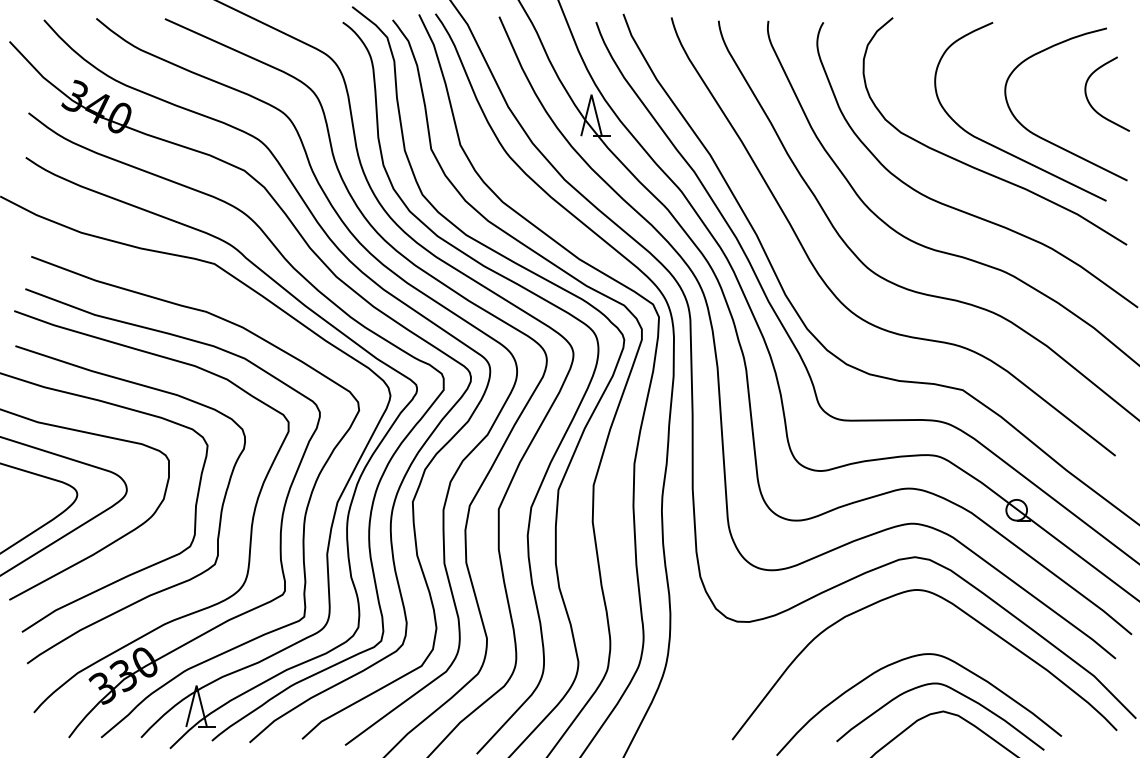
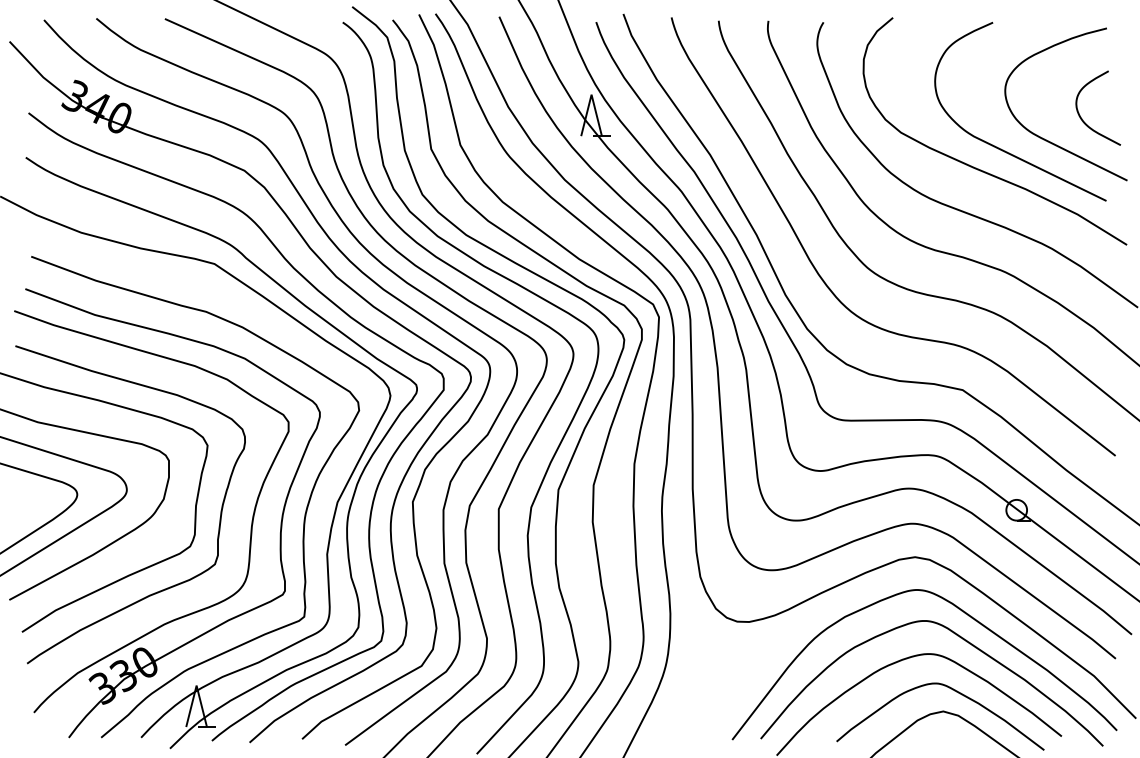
curve position: (1091, 104) -> (1082, 118) (1082, 118)
curve: none -> present (960, 638)
